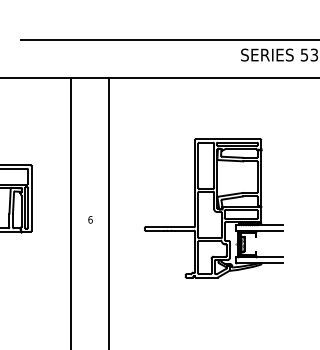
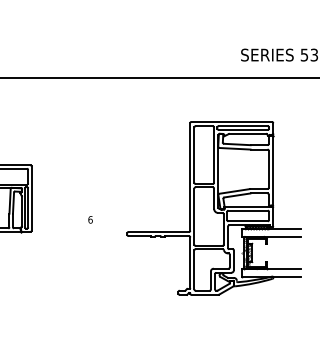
line: present -> none (168, 40)
part size: 140x141 px -> 176x175 px (213, 208)
line: present -> none (71, 212)
line: present -> none (109, 212)
